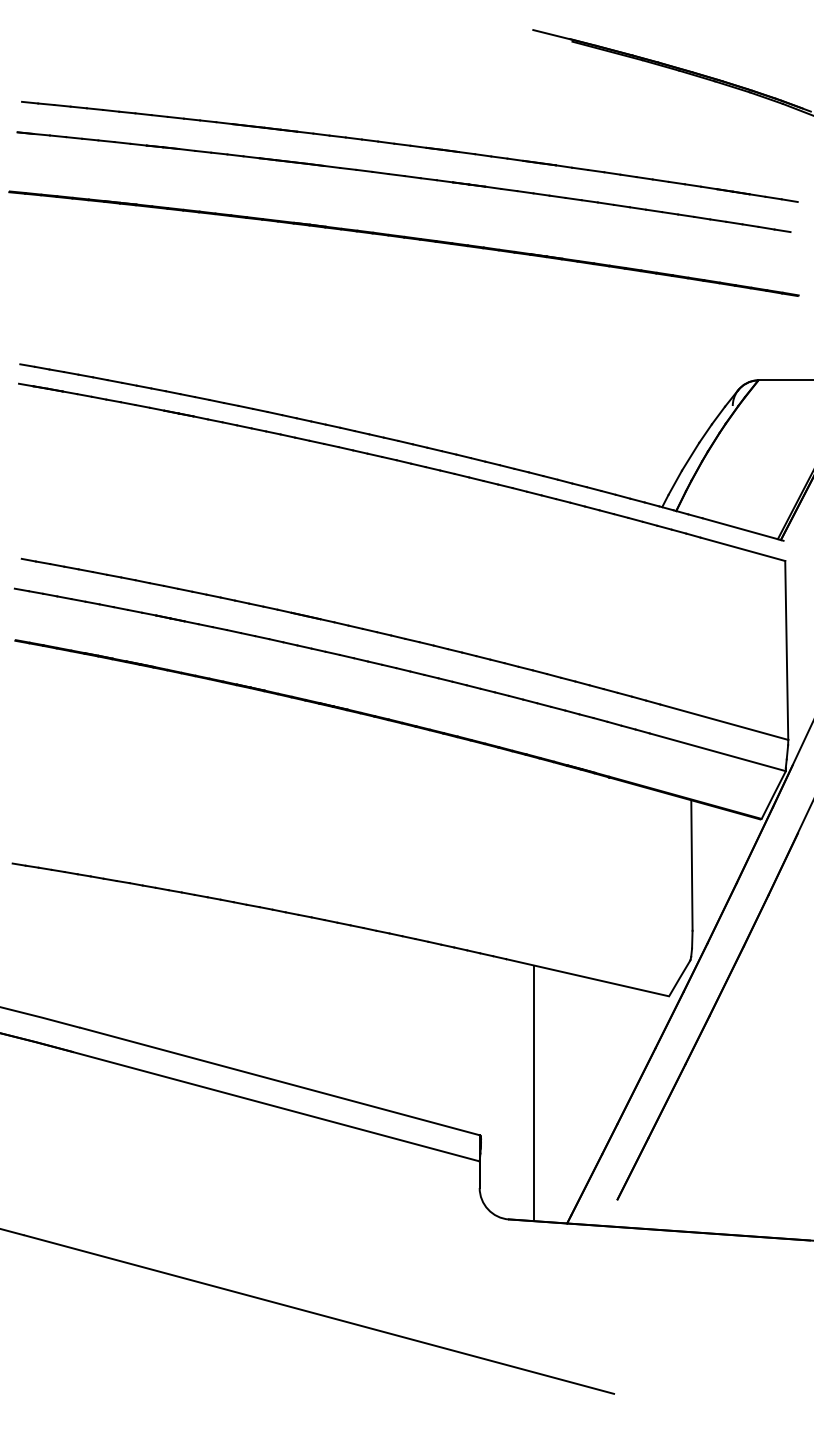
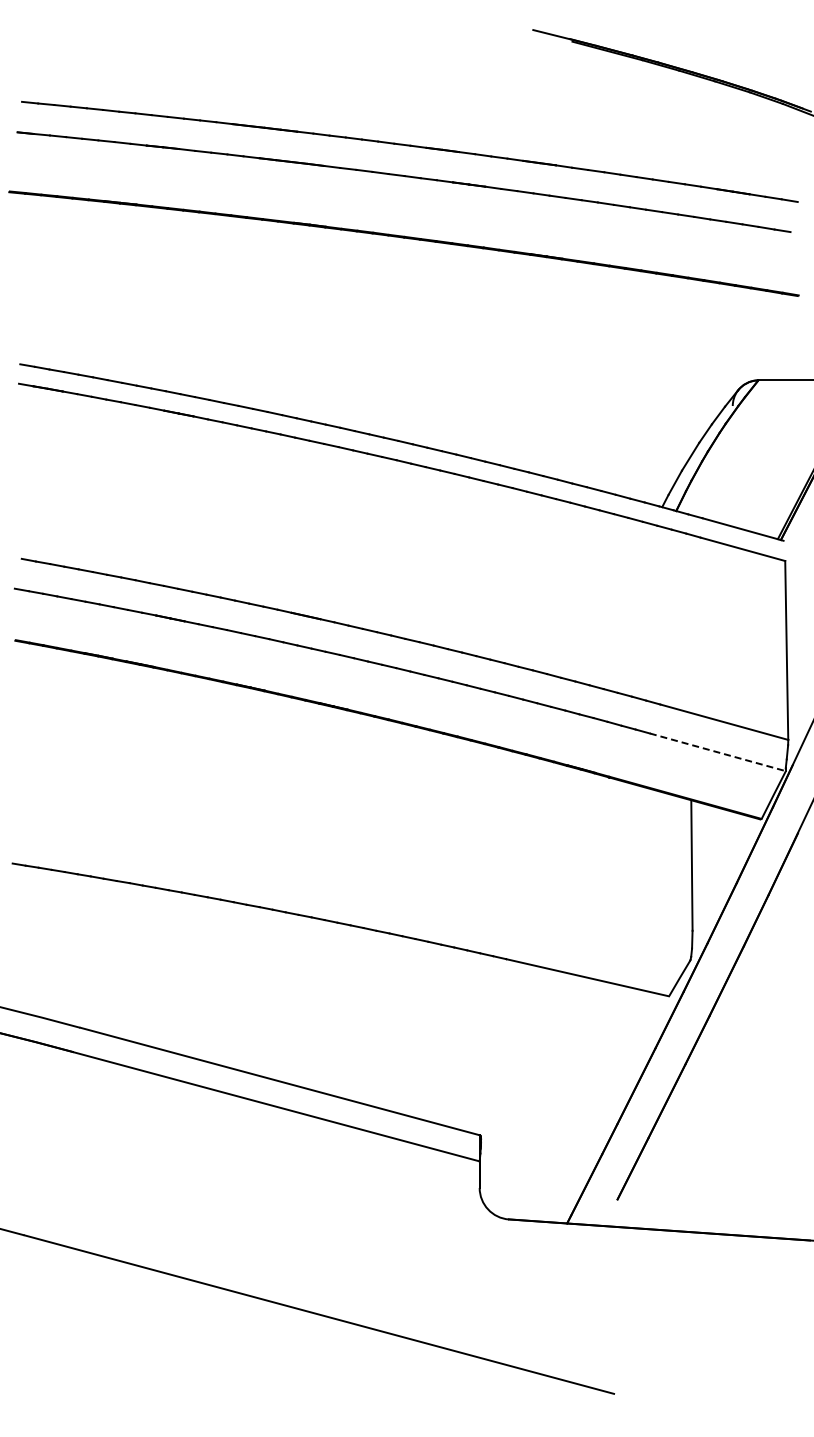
line: solid -> dashed (717, 752)
line: present -> none (534, 1093)
